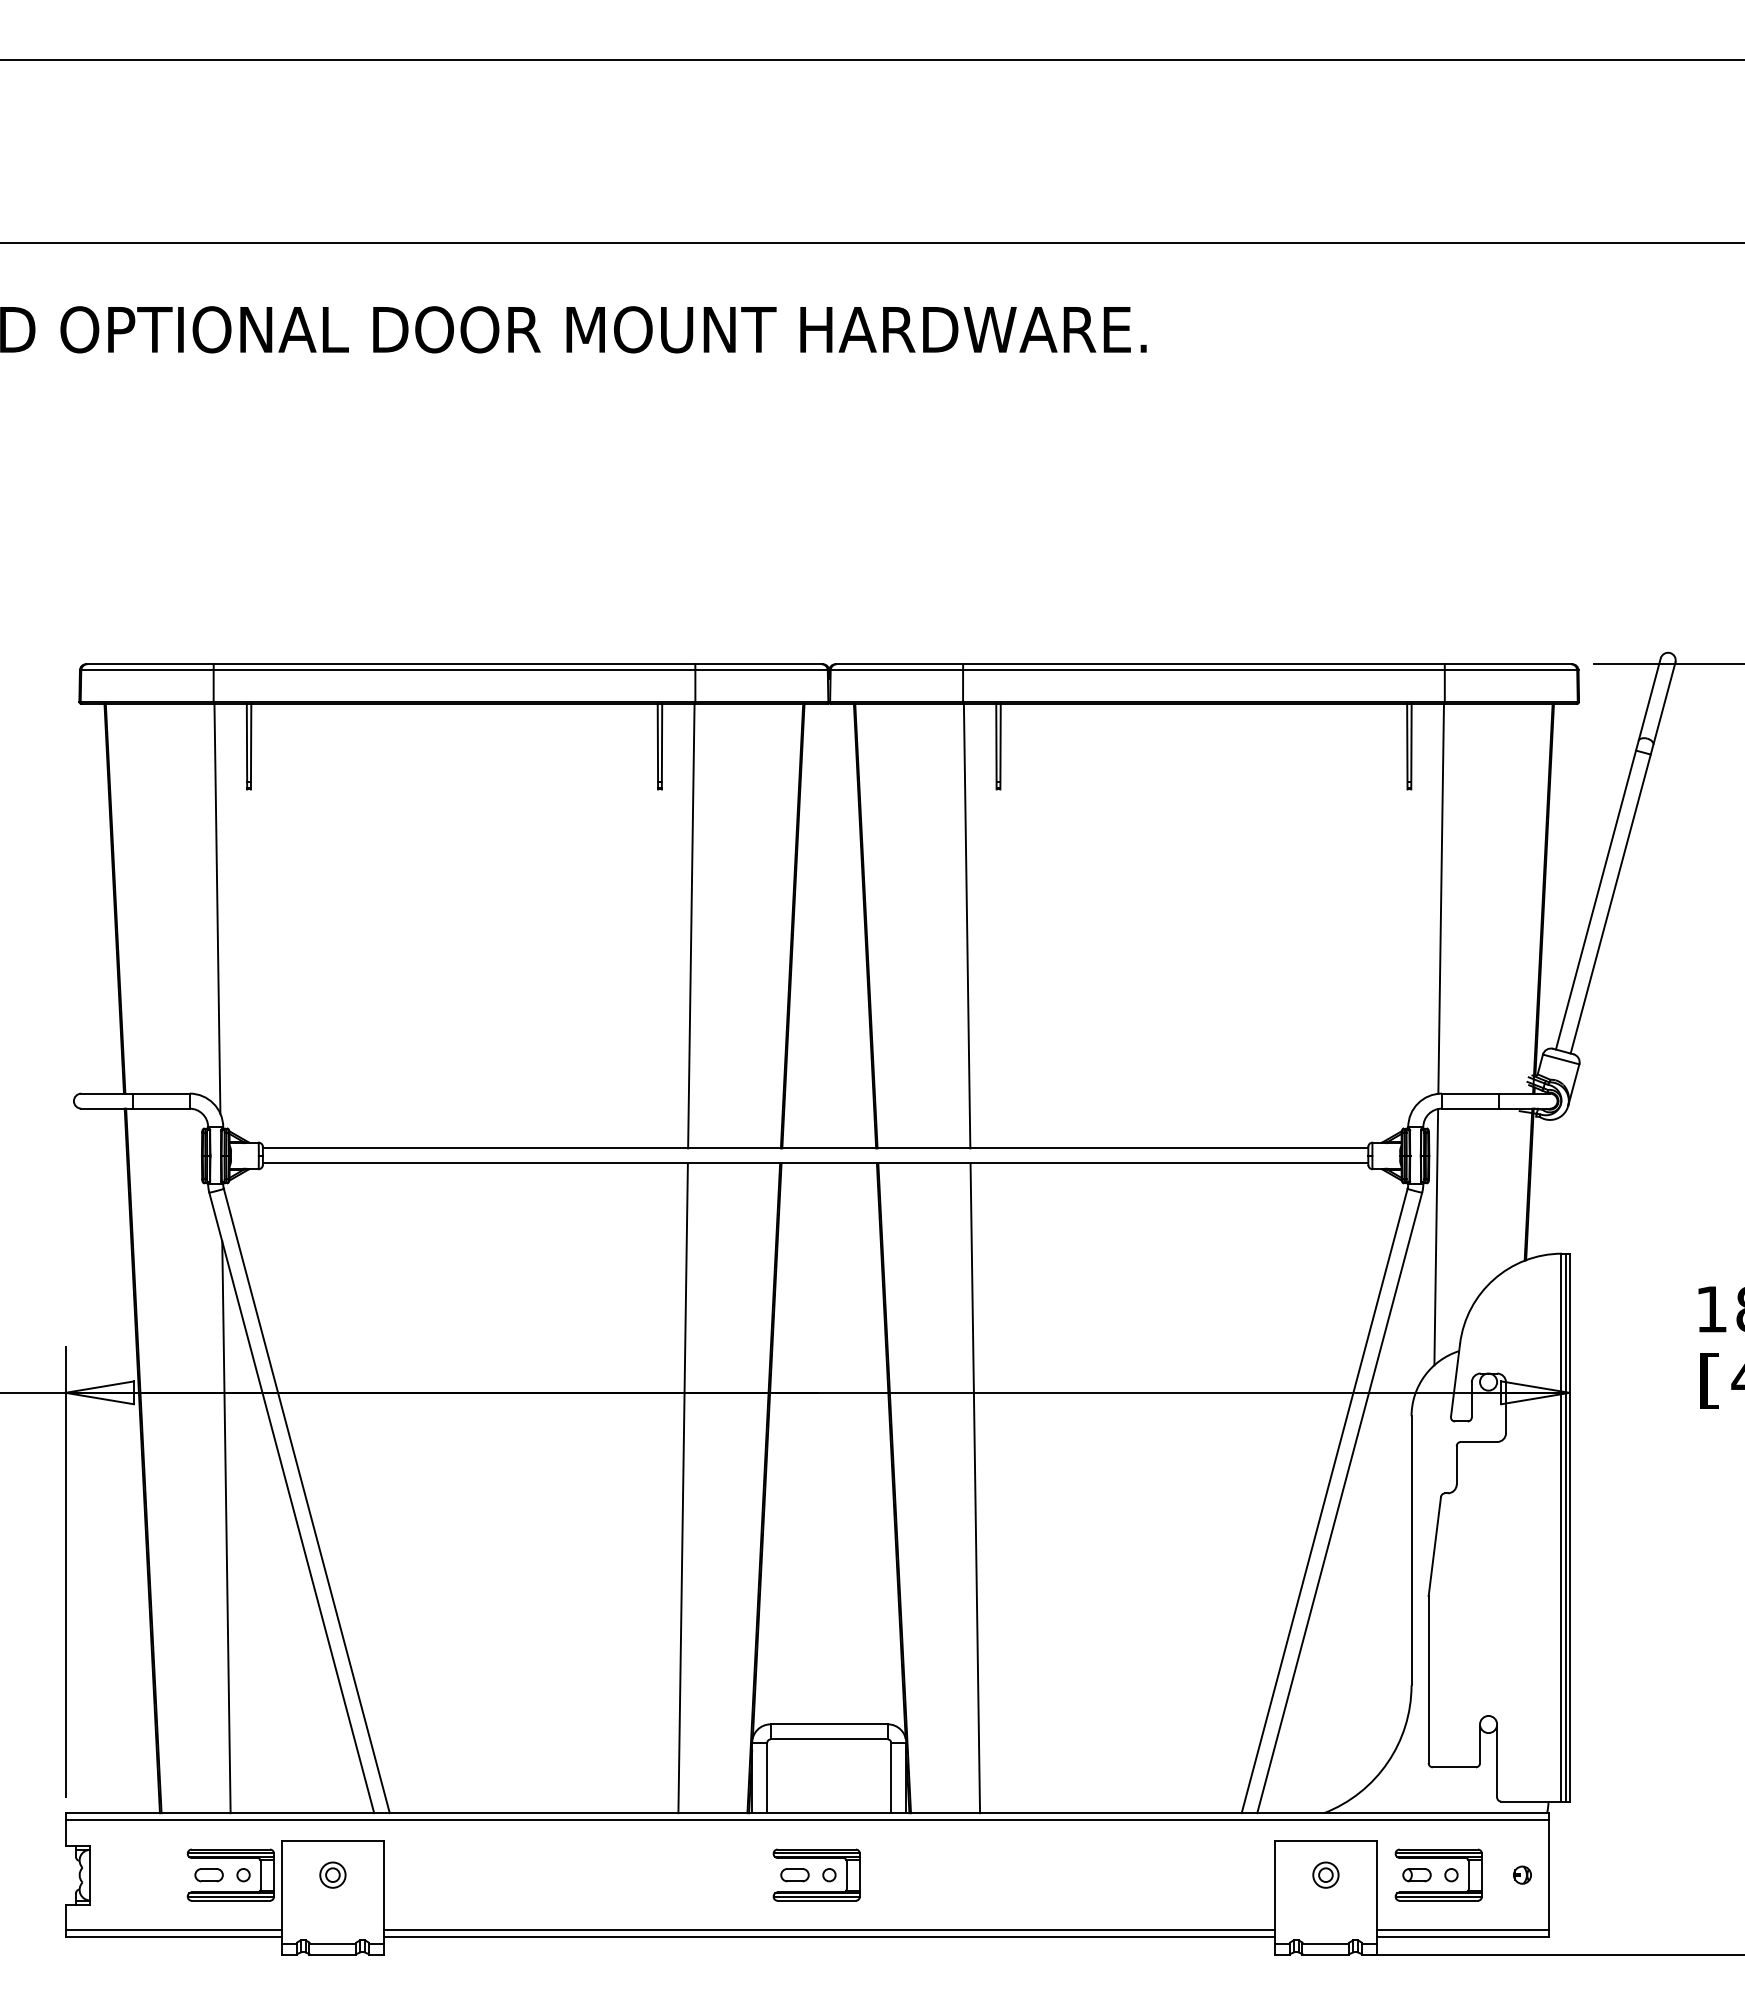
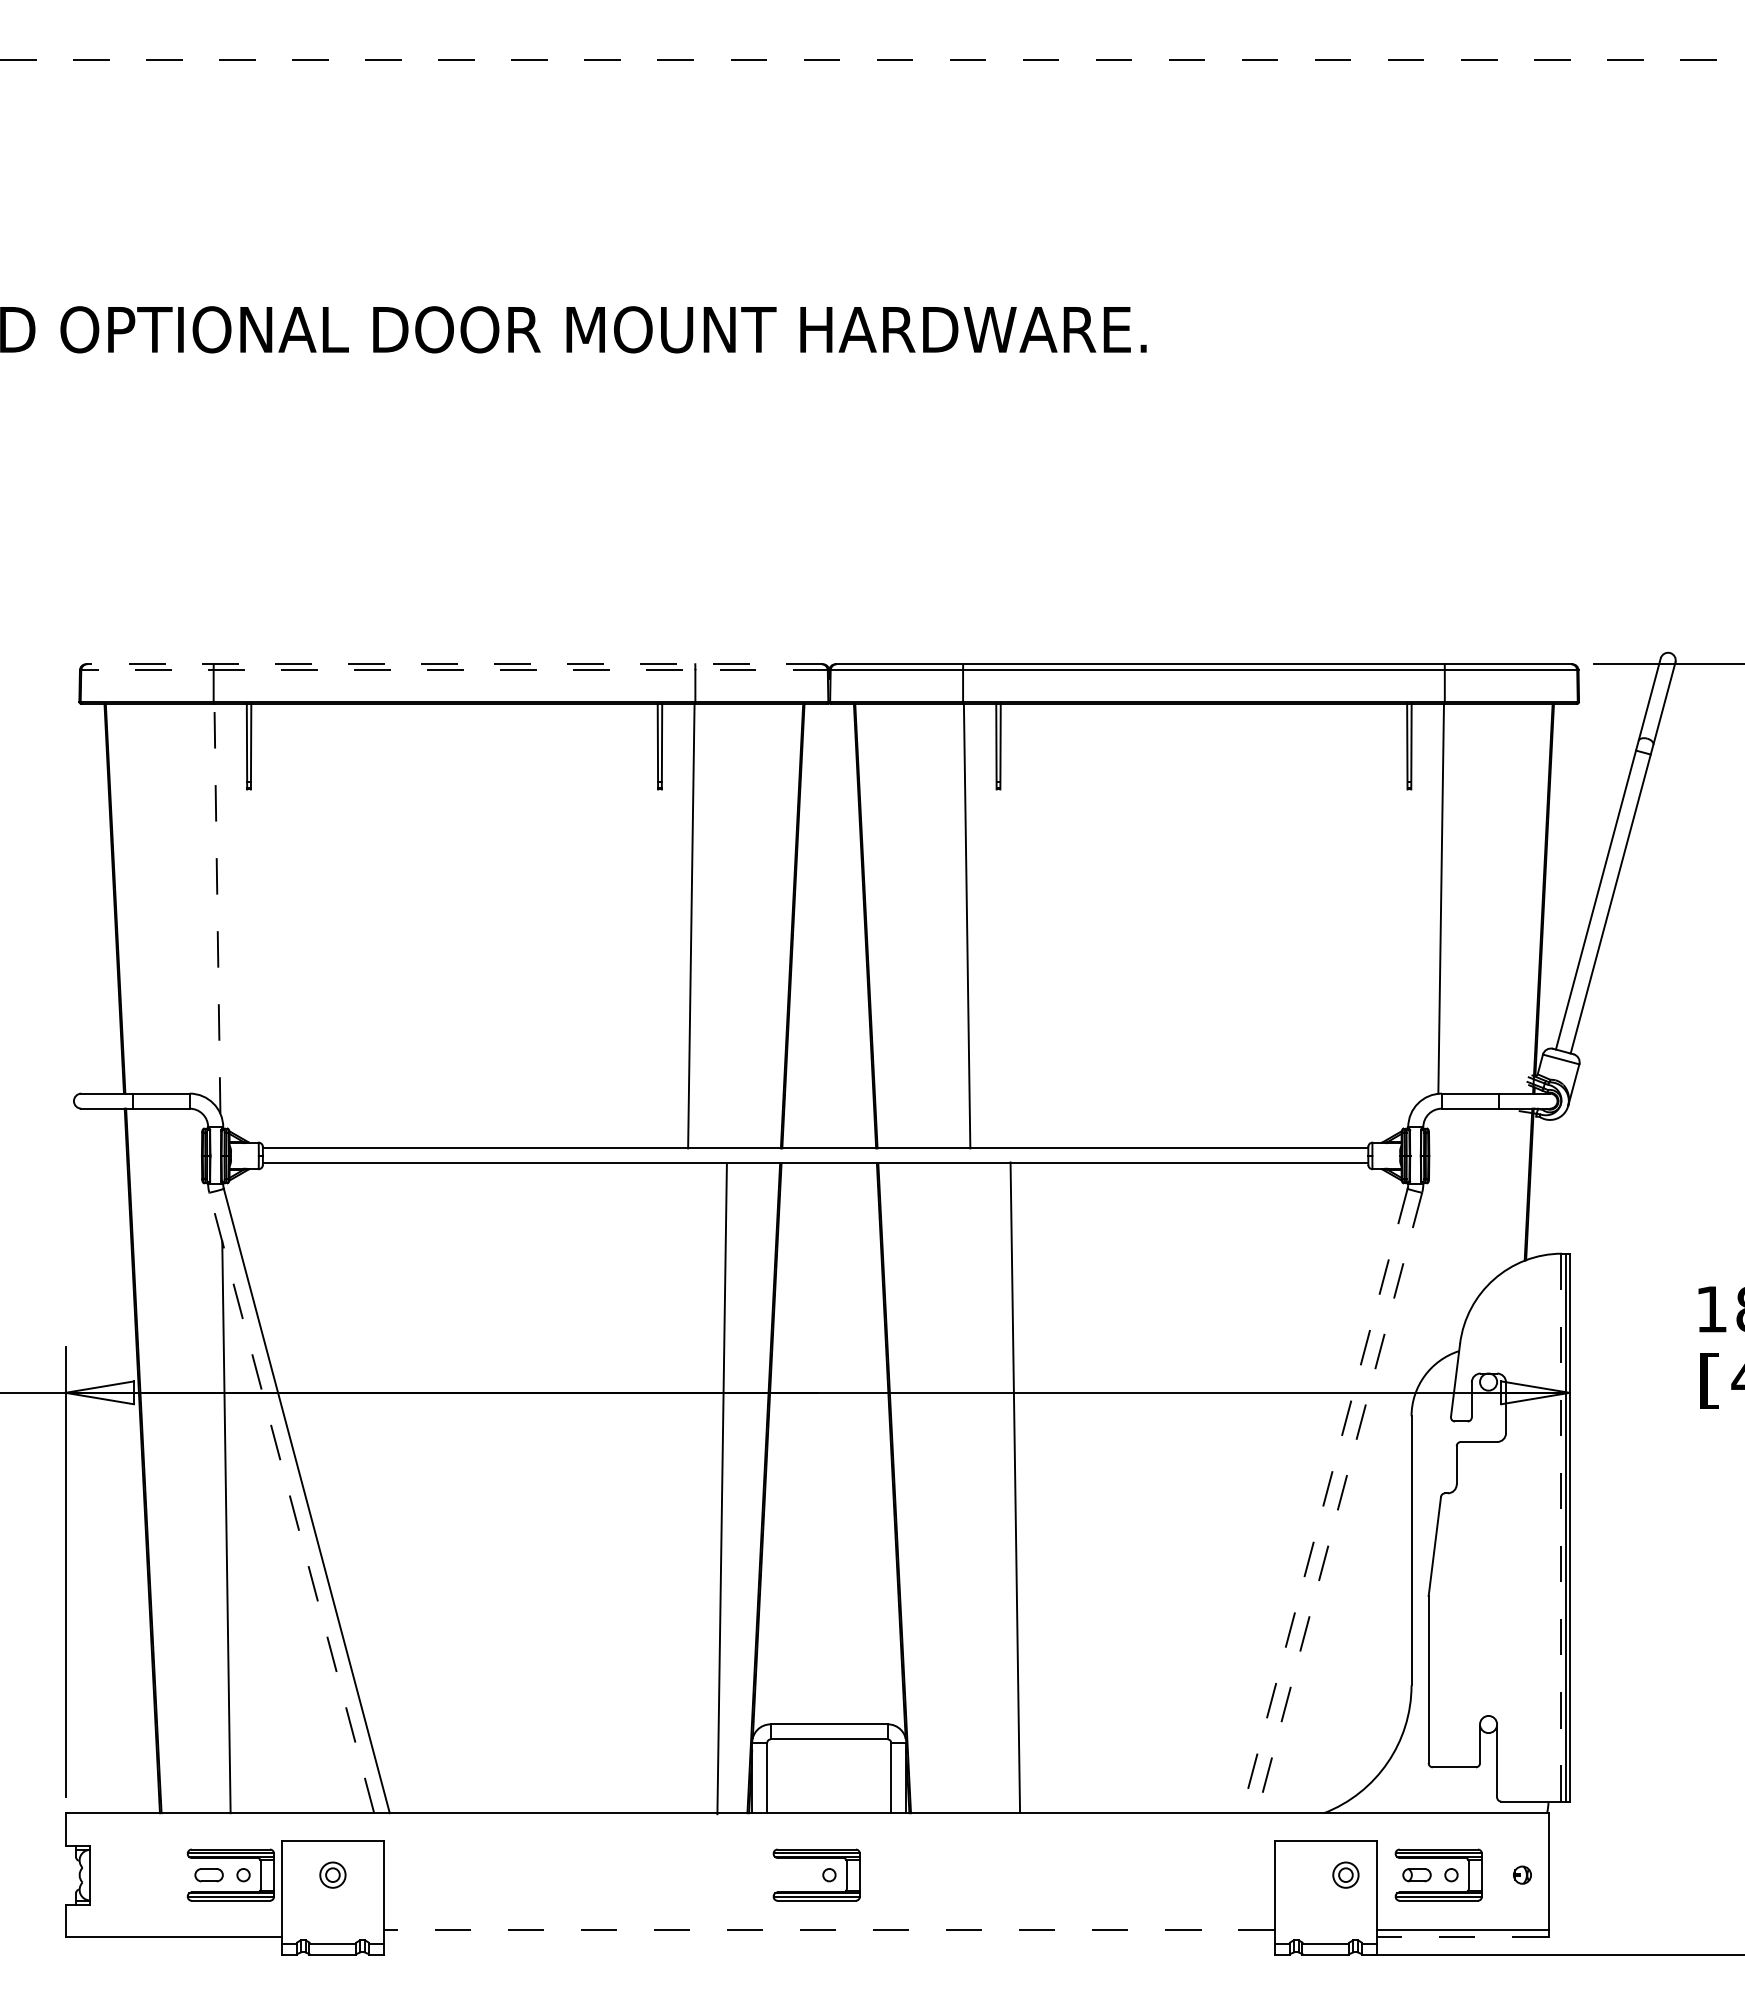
line: solid -> dashed (873, 60)
line: present -> none (871, 243)
line: solid -> dashed (454, 664)
line: solid -> dashed (454, 670)
line: solid -> dashed (217, 908)
line: present -> none (1436, 1237)
line position: (682, 1488) -> (721, 1489) (721, 1489)
line position: (975, 1488) -> (1015, 1487) (1015, 1487)
line: solid -> dashed (1324, 1501)
line: solid -> dashed (291, 1502)
line: solid -> dashed (1339, 1503)
line: solid -> dashed (1560, 1527)
line: present -> none (806, 1820)
part position: (1325, 1874) -> (1345, 1874) (1345, 1874)
part: present -> none (794, 1875)
line: present -> none (173, 1930)
line: solid -> dashed (828, 1930)
line: present -> none (829, 1937)
line: solid -> dashed (1462, 1937)
